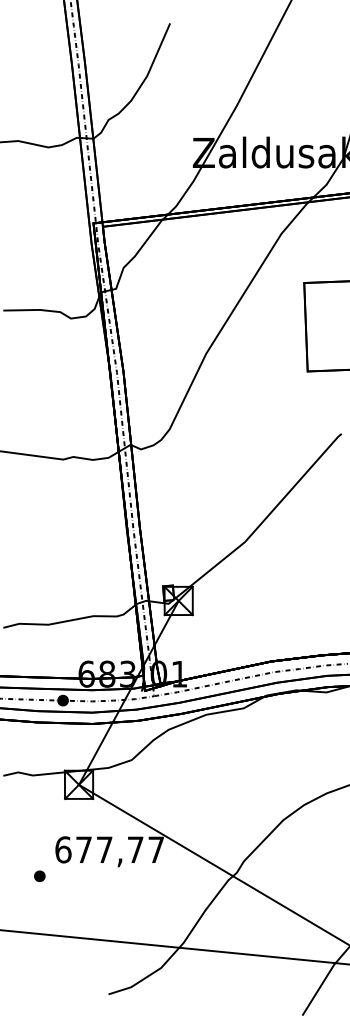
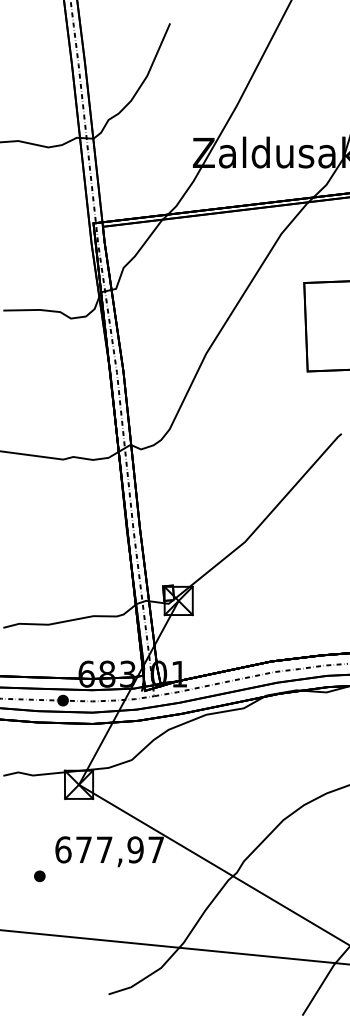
text: 677,77 -> 677,97 (135, 849)
